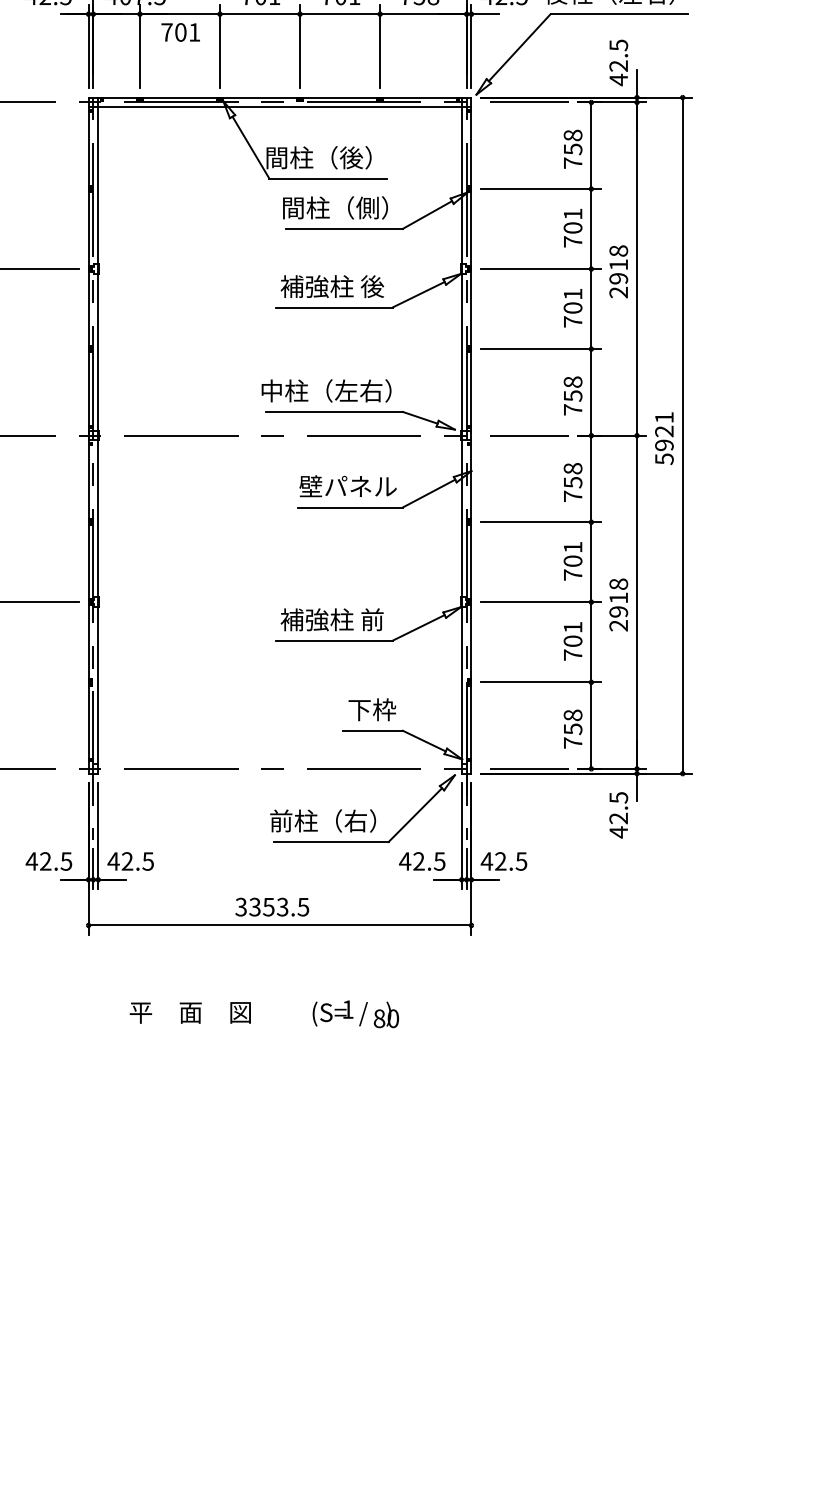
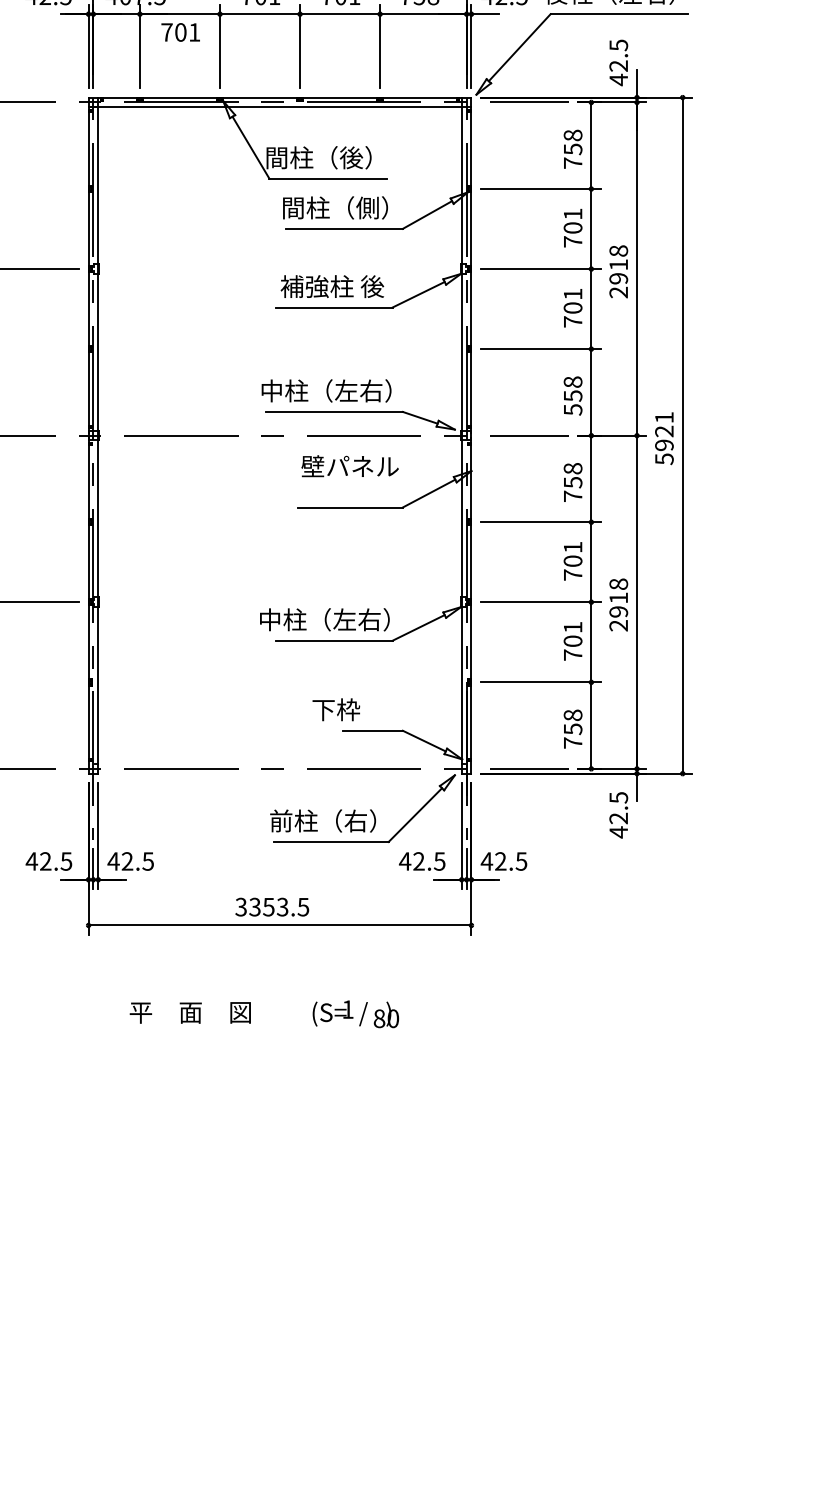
text: 758 -> 558 (573, 409)
text position: (347, 486) -> (349, 466) (349, 466)
text: 補強柱 前 -> 中柱（左右） (324, 619)
text position: (372, 709) -> (336, 709) (336, 709)
